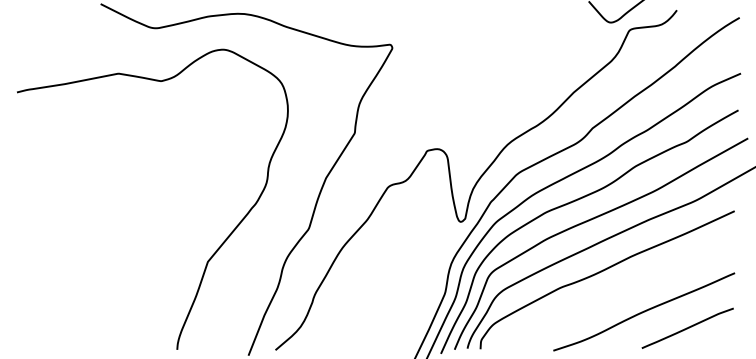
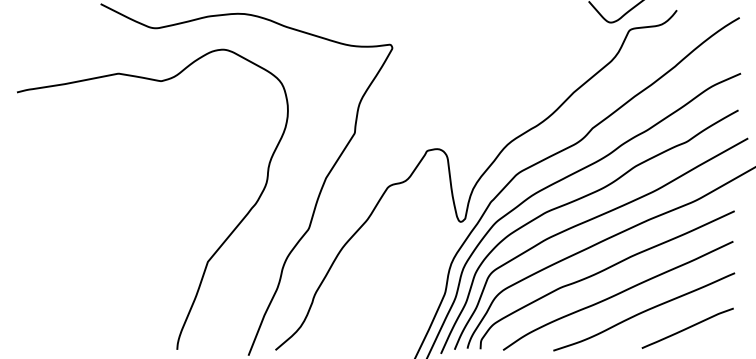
curve: none -> present (617, 295)
